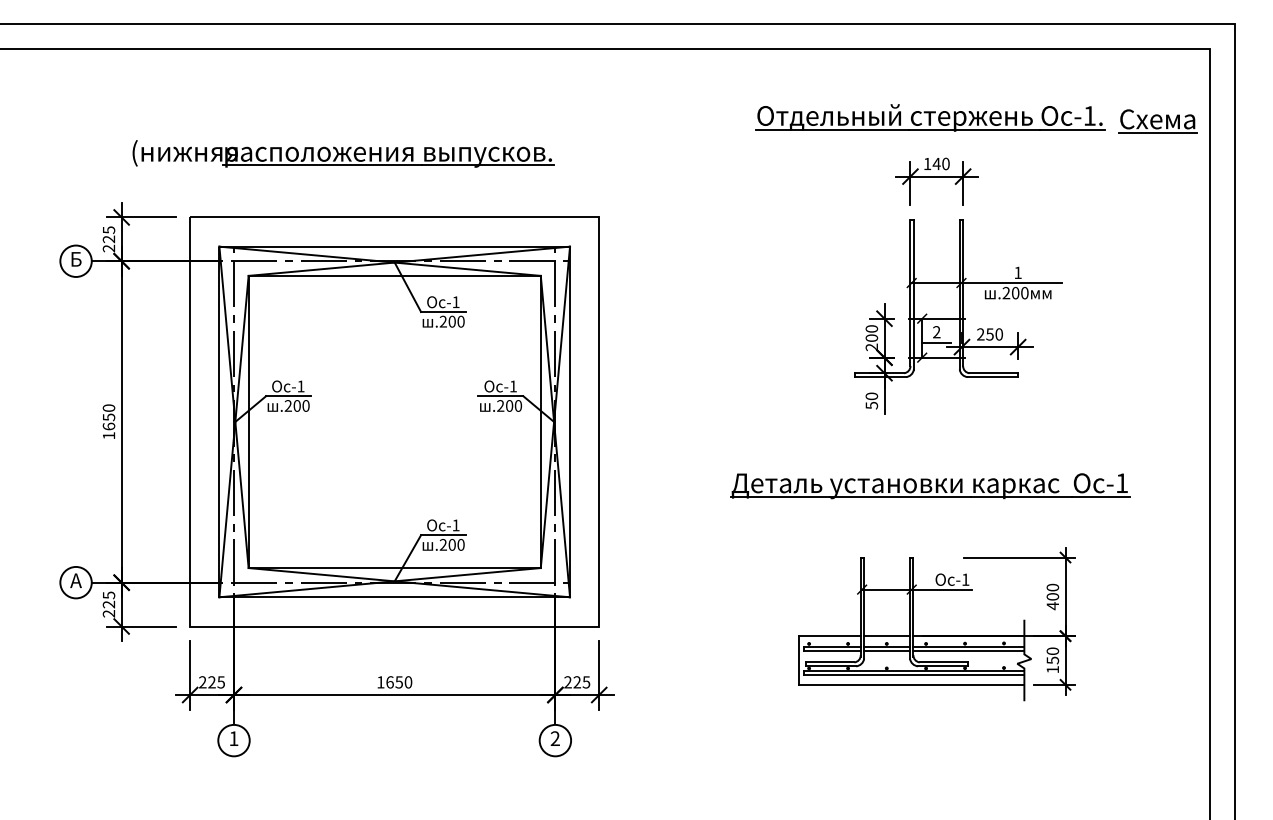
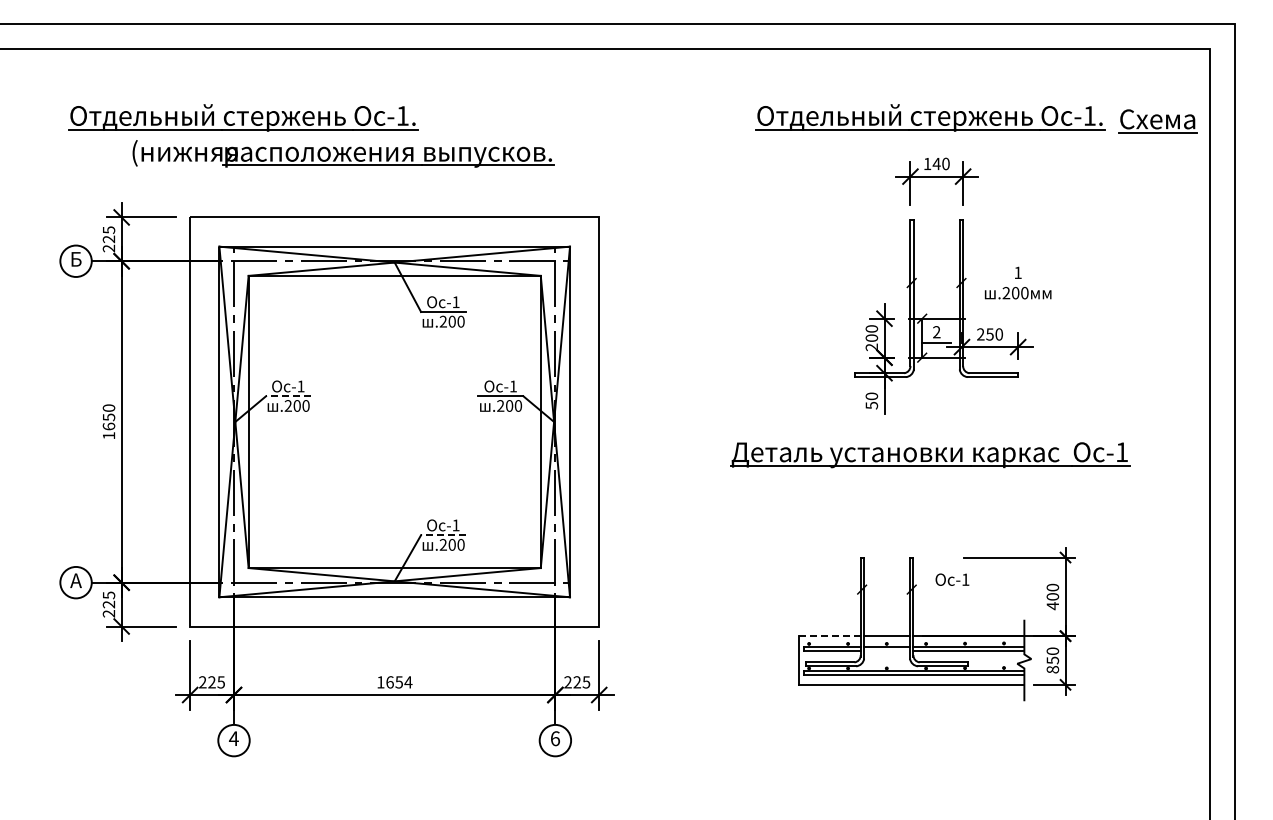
part: none -> present (243, 117)
line: present -> none (986, 283)
line: solid -> dashed (288, 396)
part position: (930, 486) -> (930, 455) (930, 455)
line: solid -> dashed (443, 535)
line: present -> none (917, 589)
line: solid -> dashed (830, 636)
line: present -> none (886, 650)
text: 150 -> 850 (1052, 669)
text: 1650 -> 1654 (408, 682)
text: 1 -> 4 (233, 738)
text: 2 -> 6 (554, 738)
